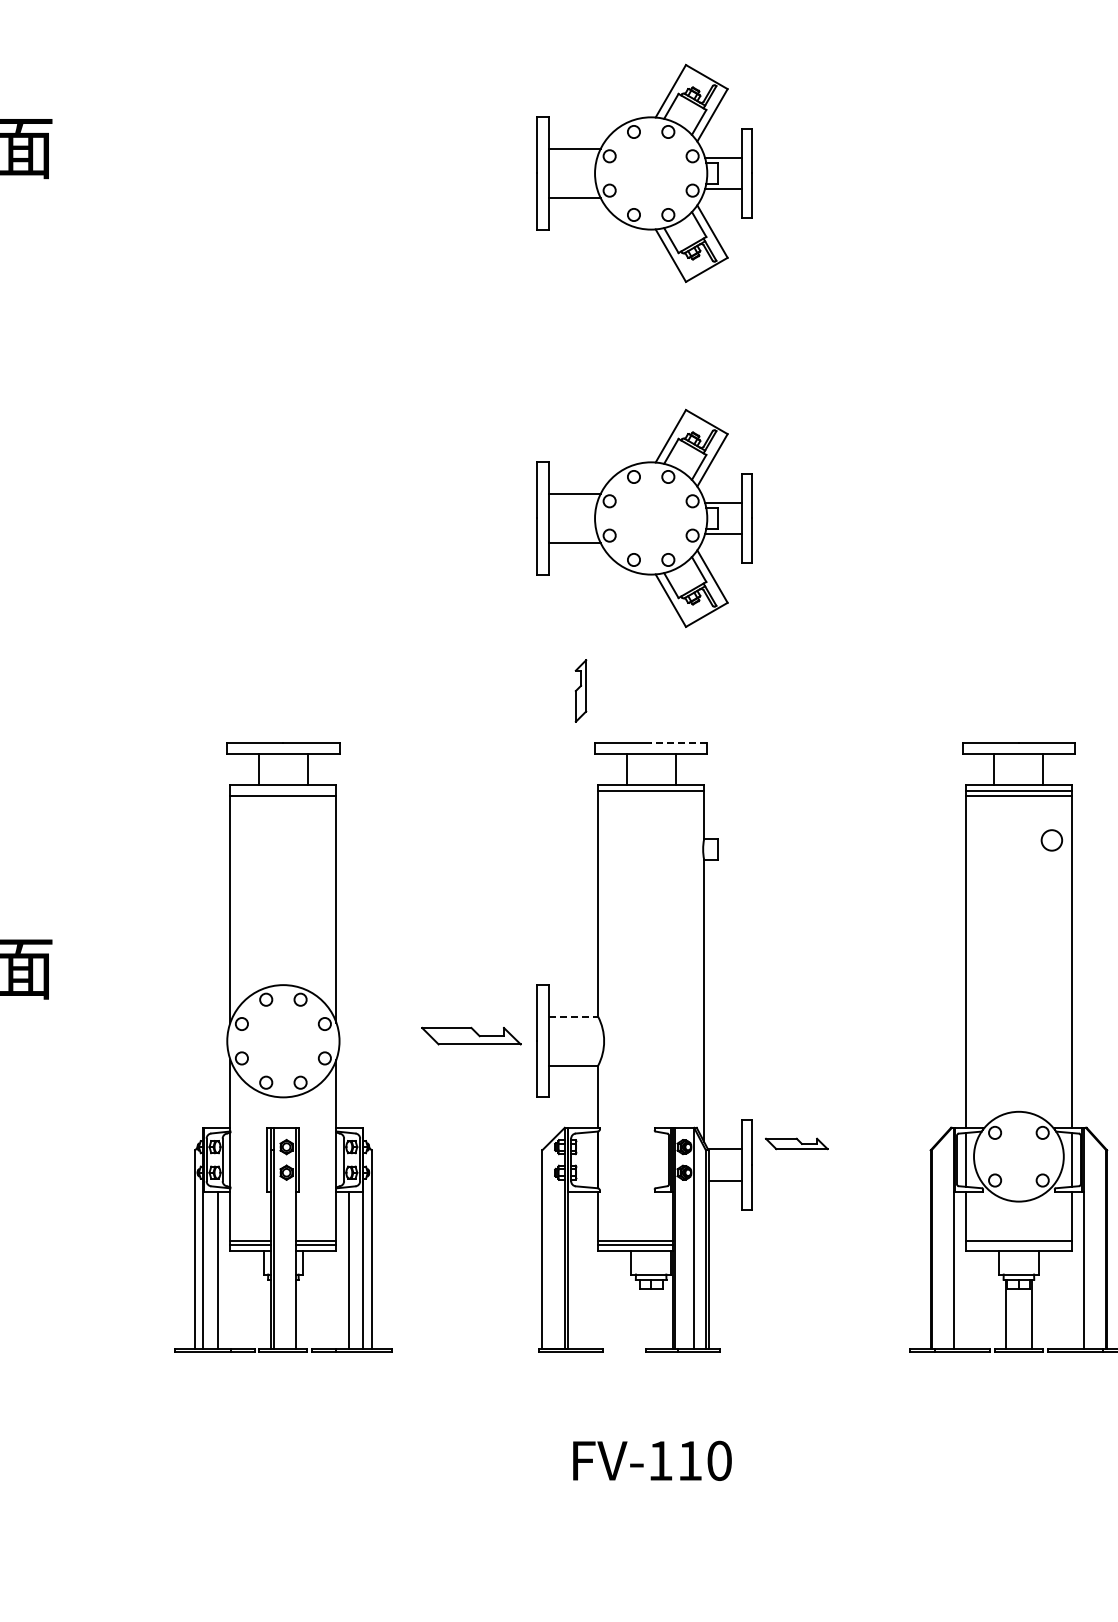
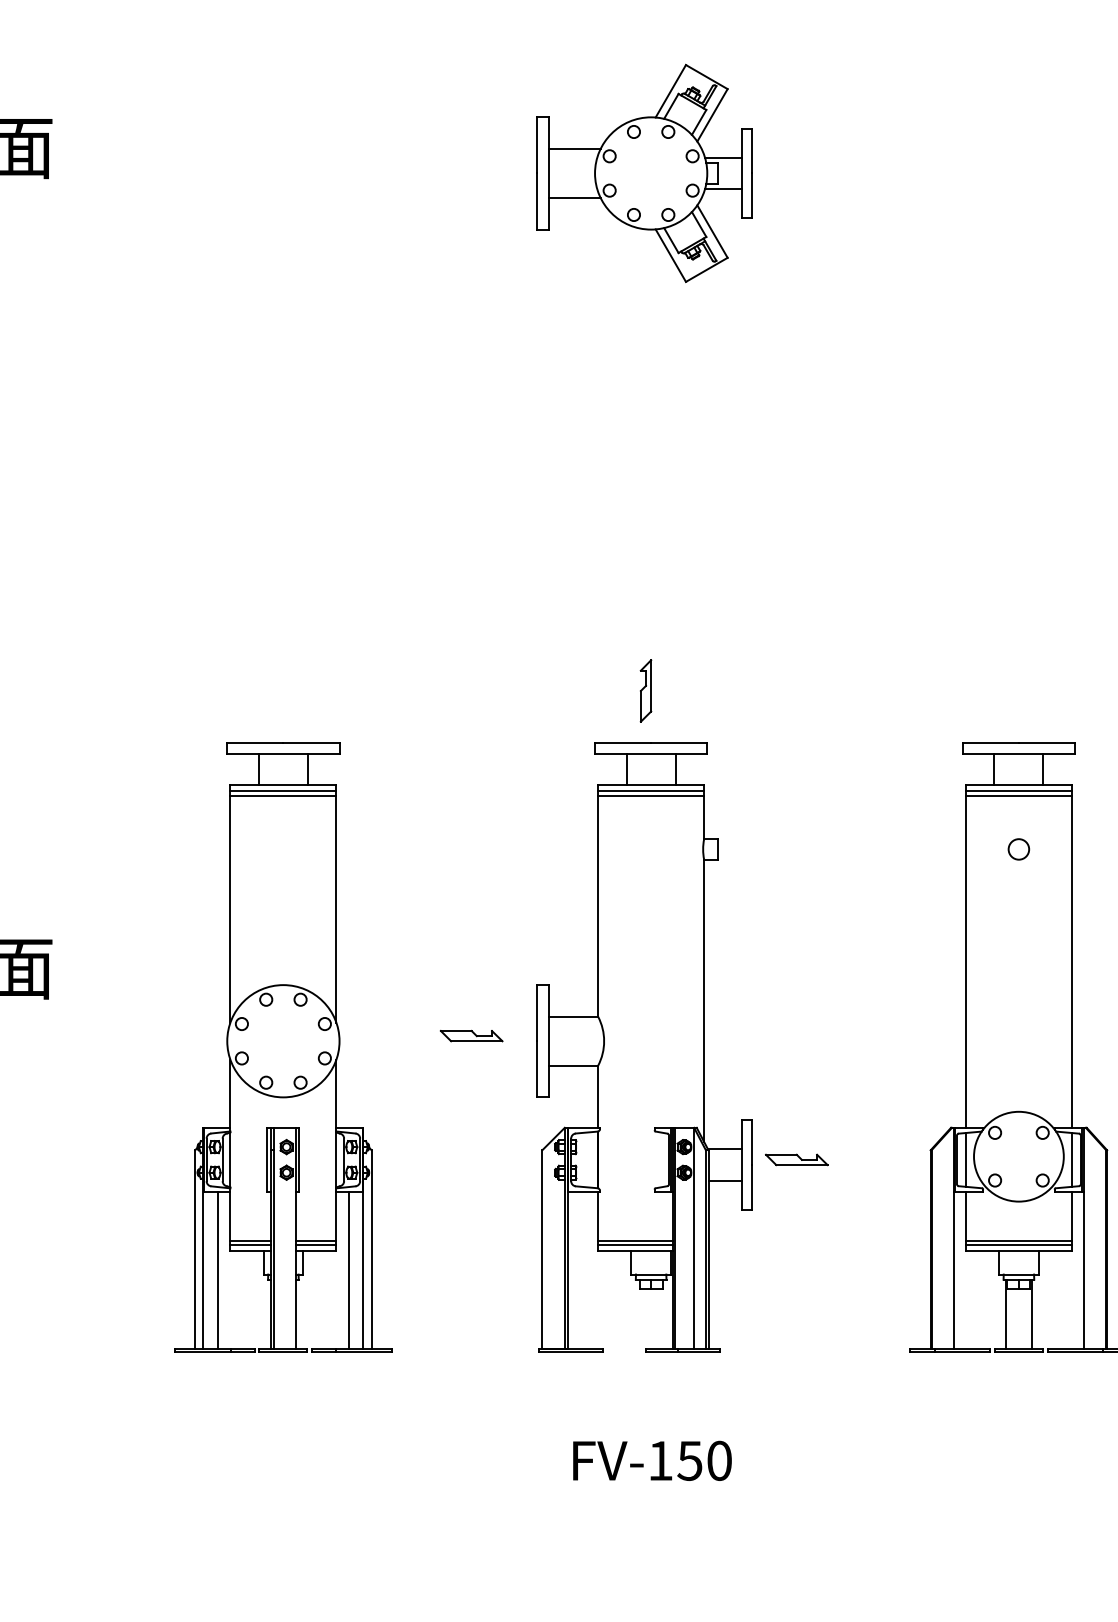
part: present -> none (644, 517)
part position: (580, 690) -> (645, 690) (645, 690)
line: dashed -> solid (678, 742)
line: none -> present (283, 790)
line: none -> present (651, 795)
circle position: (1051, 840) -> (1018, 849) (1018, 849)
line: dashed -> solid (573, 1016)
part size: 101x20 px -> 64x14 px (471, 1035)
part position: (796, 1143) -> (796, 1159) (796, 1159)
line: none -> present (1018, 1245)
text: FV-110 -> FV-150 (689, 1460)
